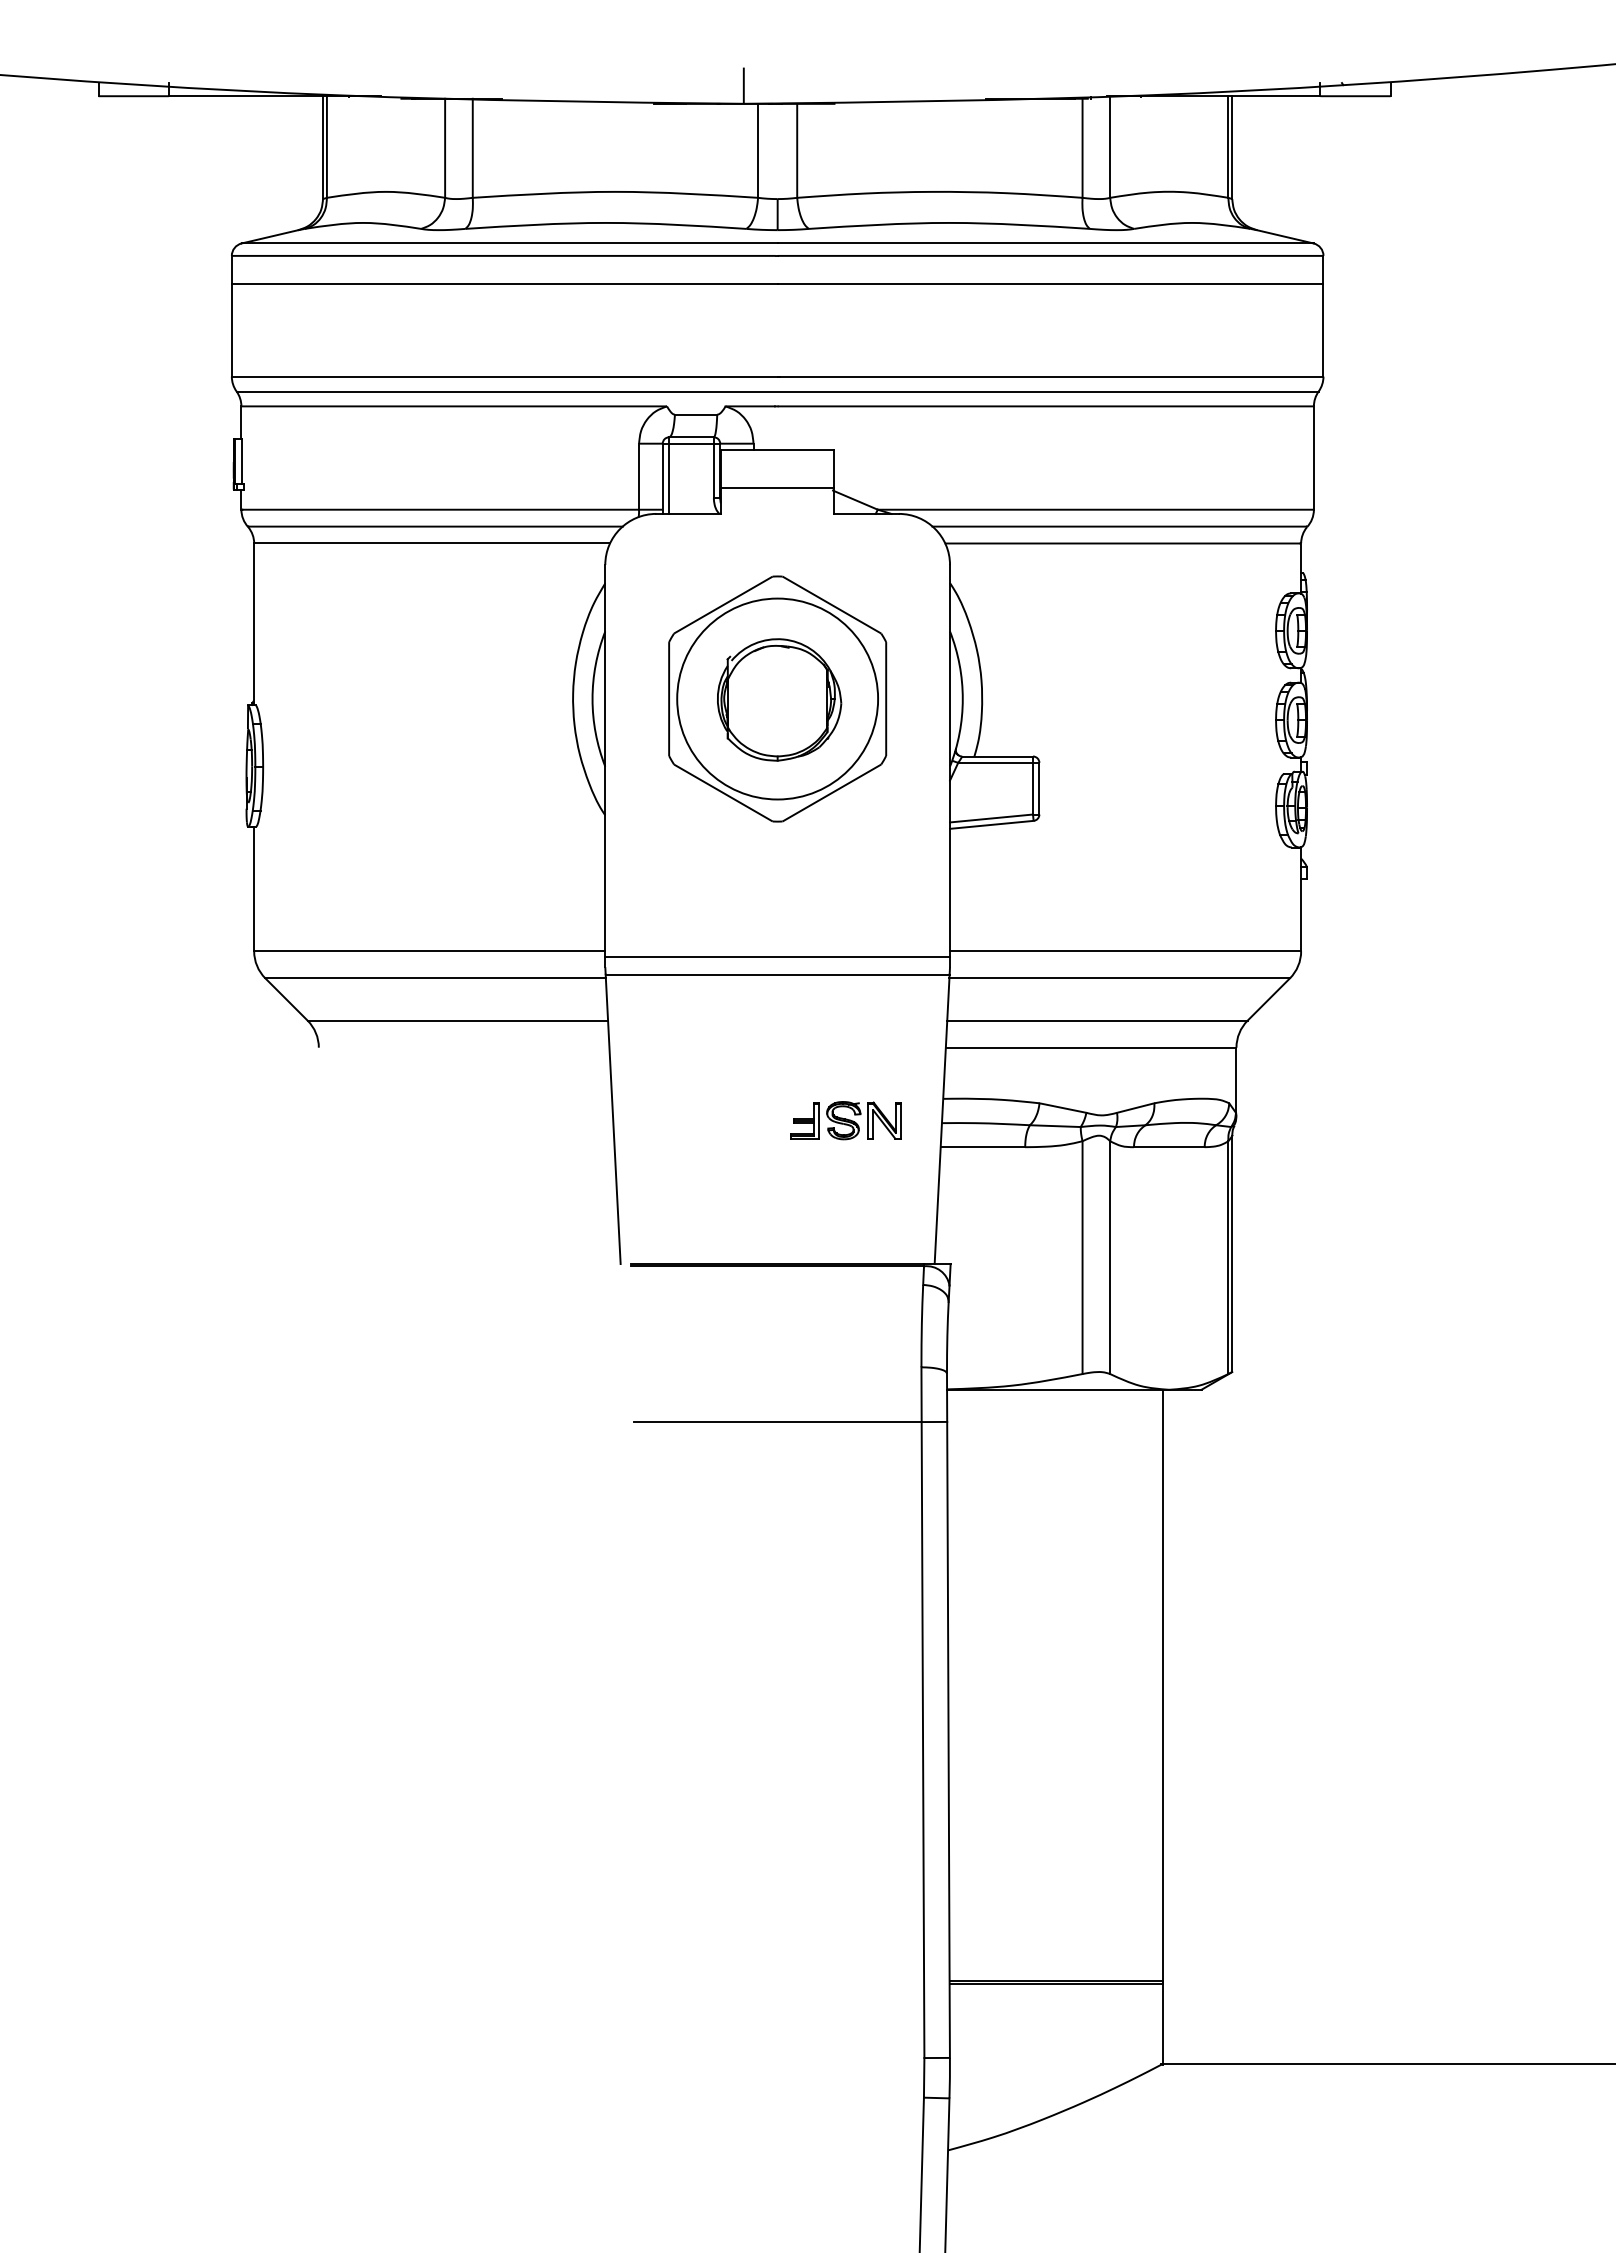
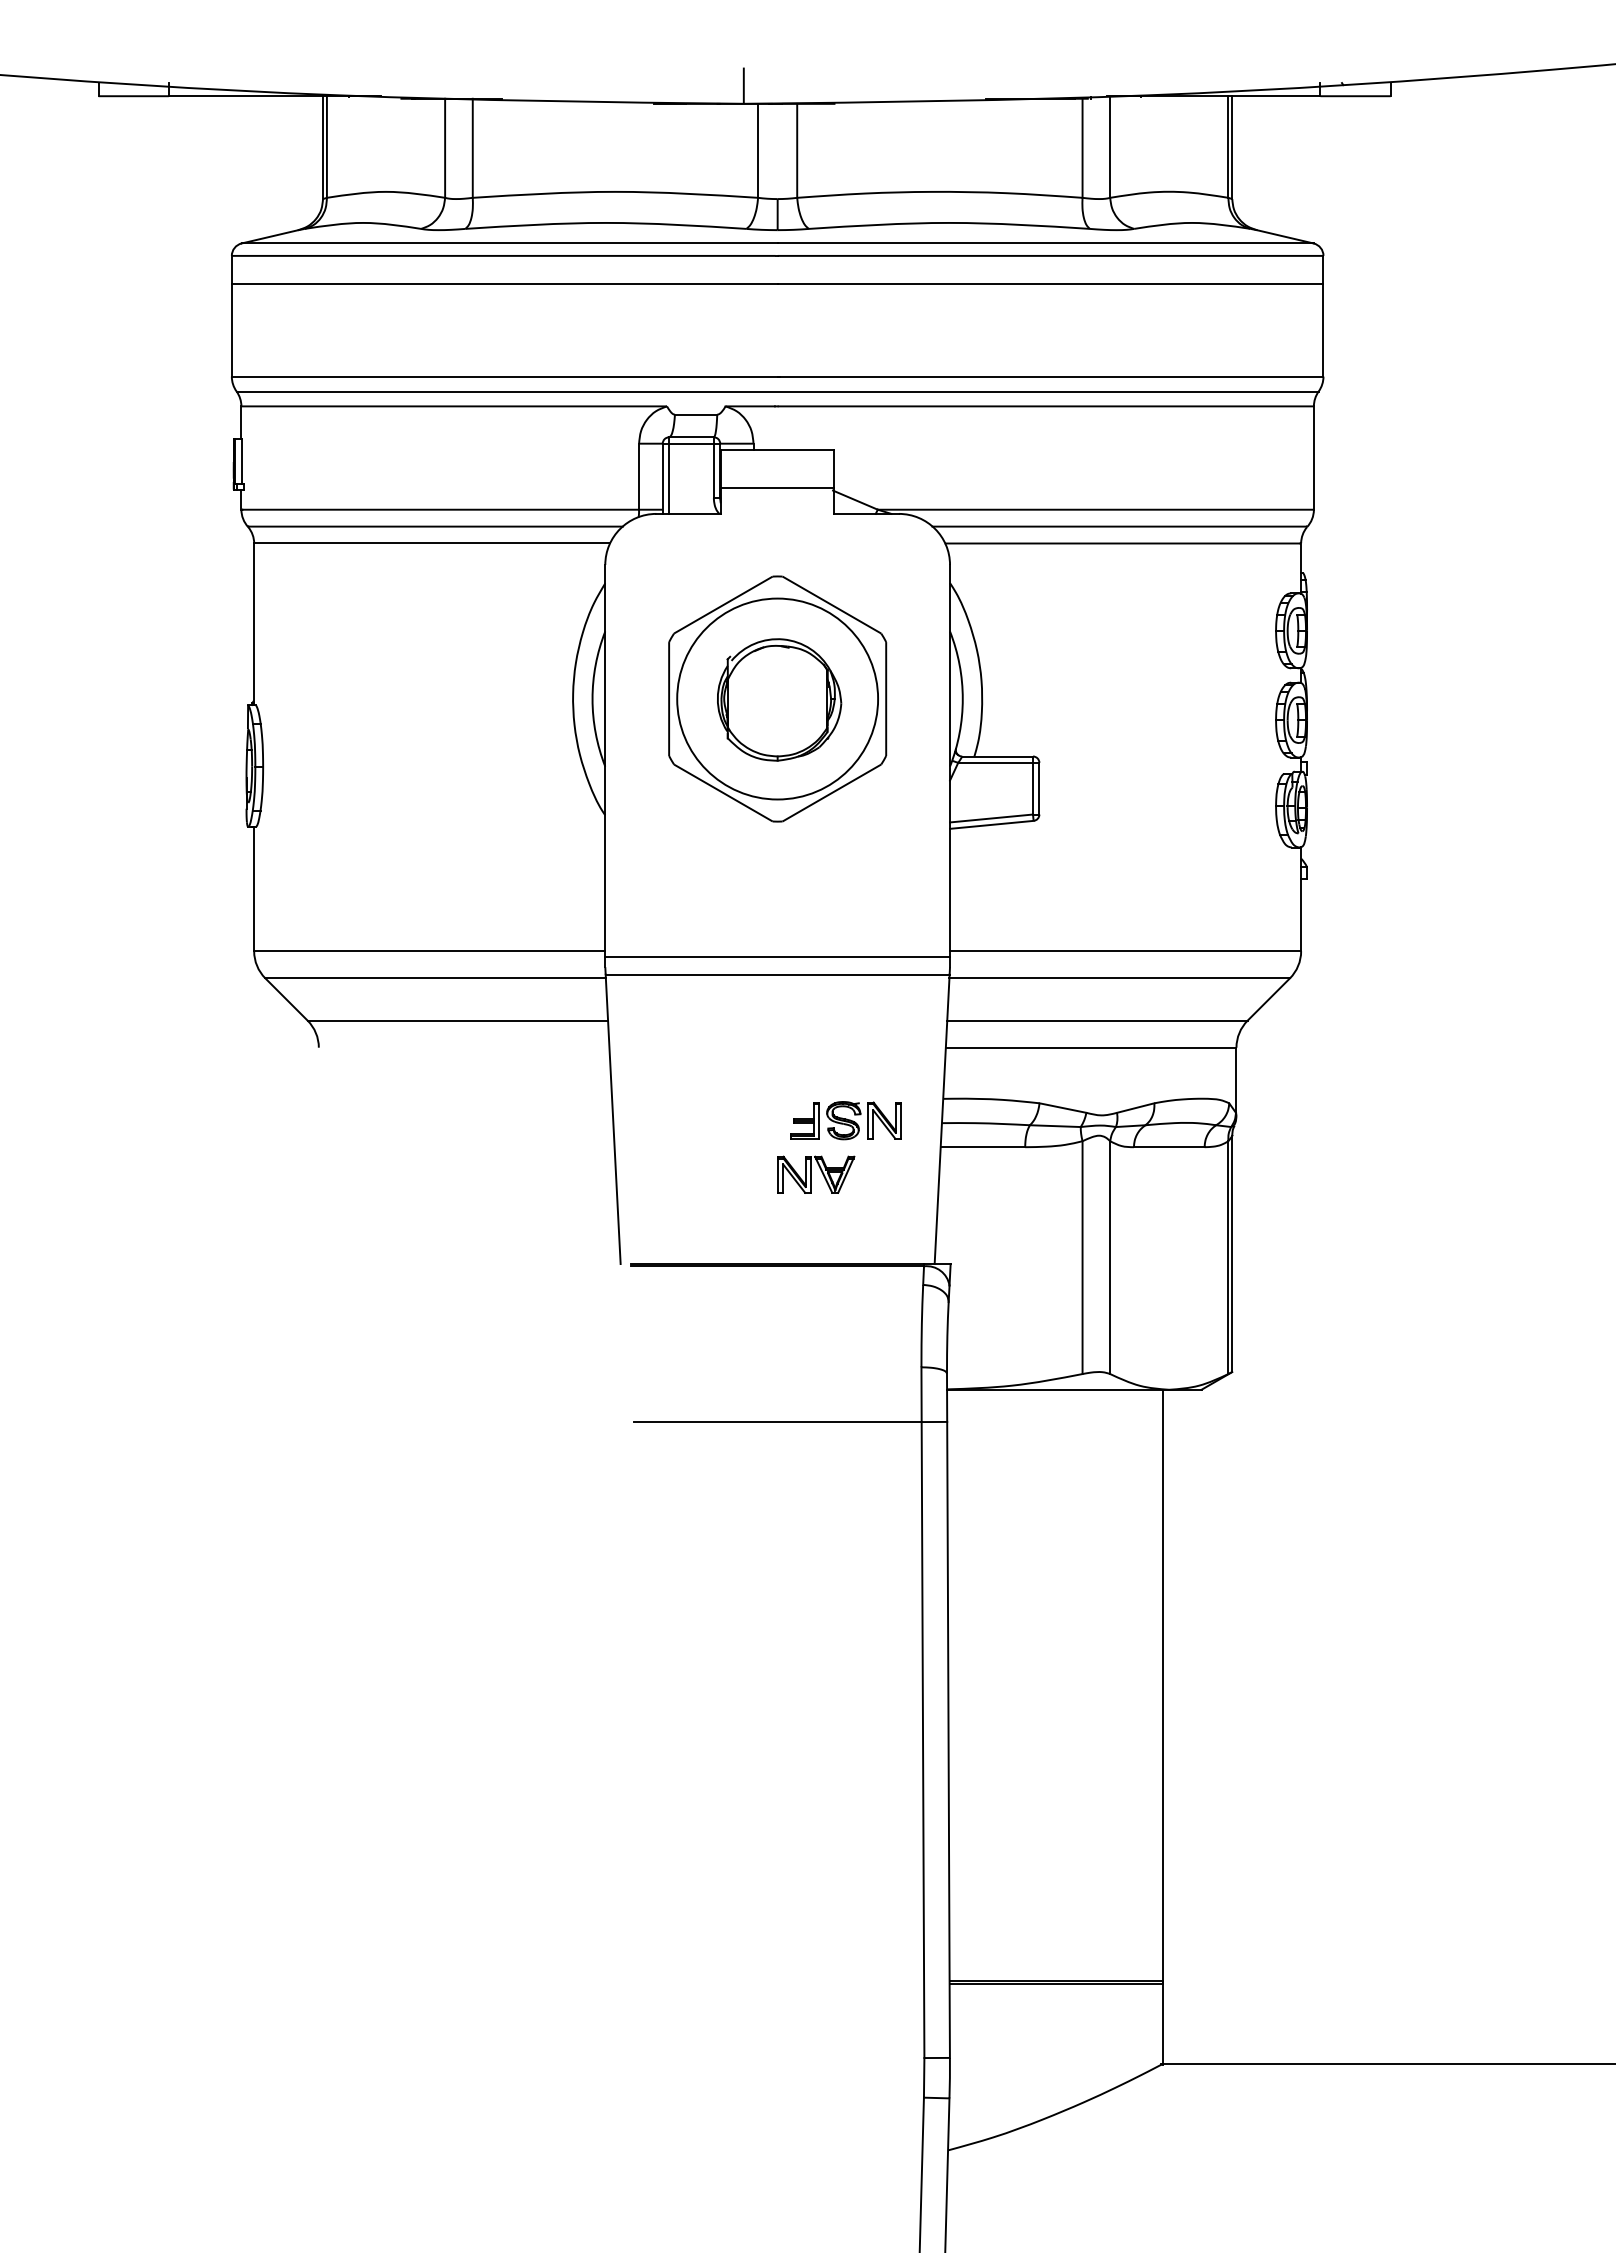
part: none -> present (816, 1174)
